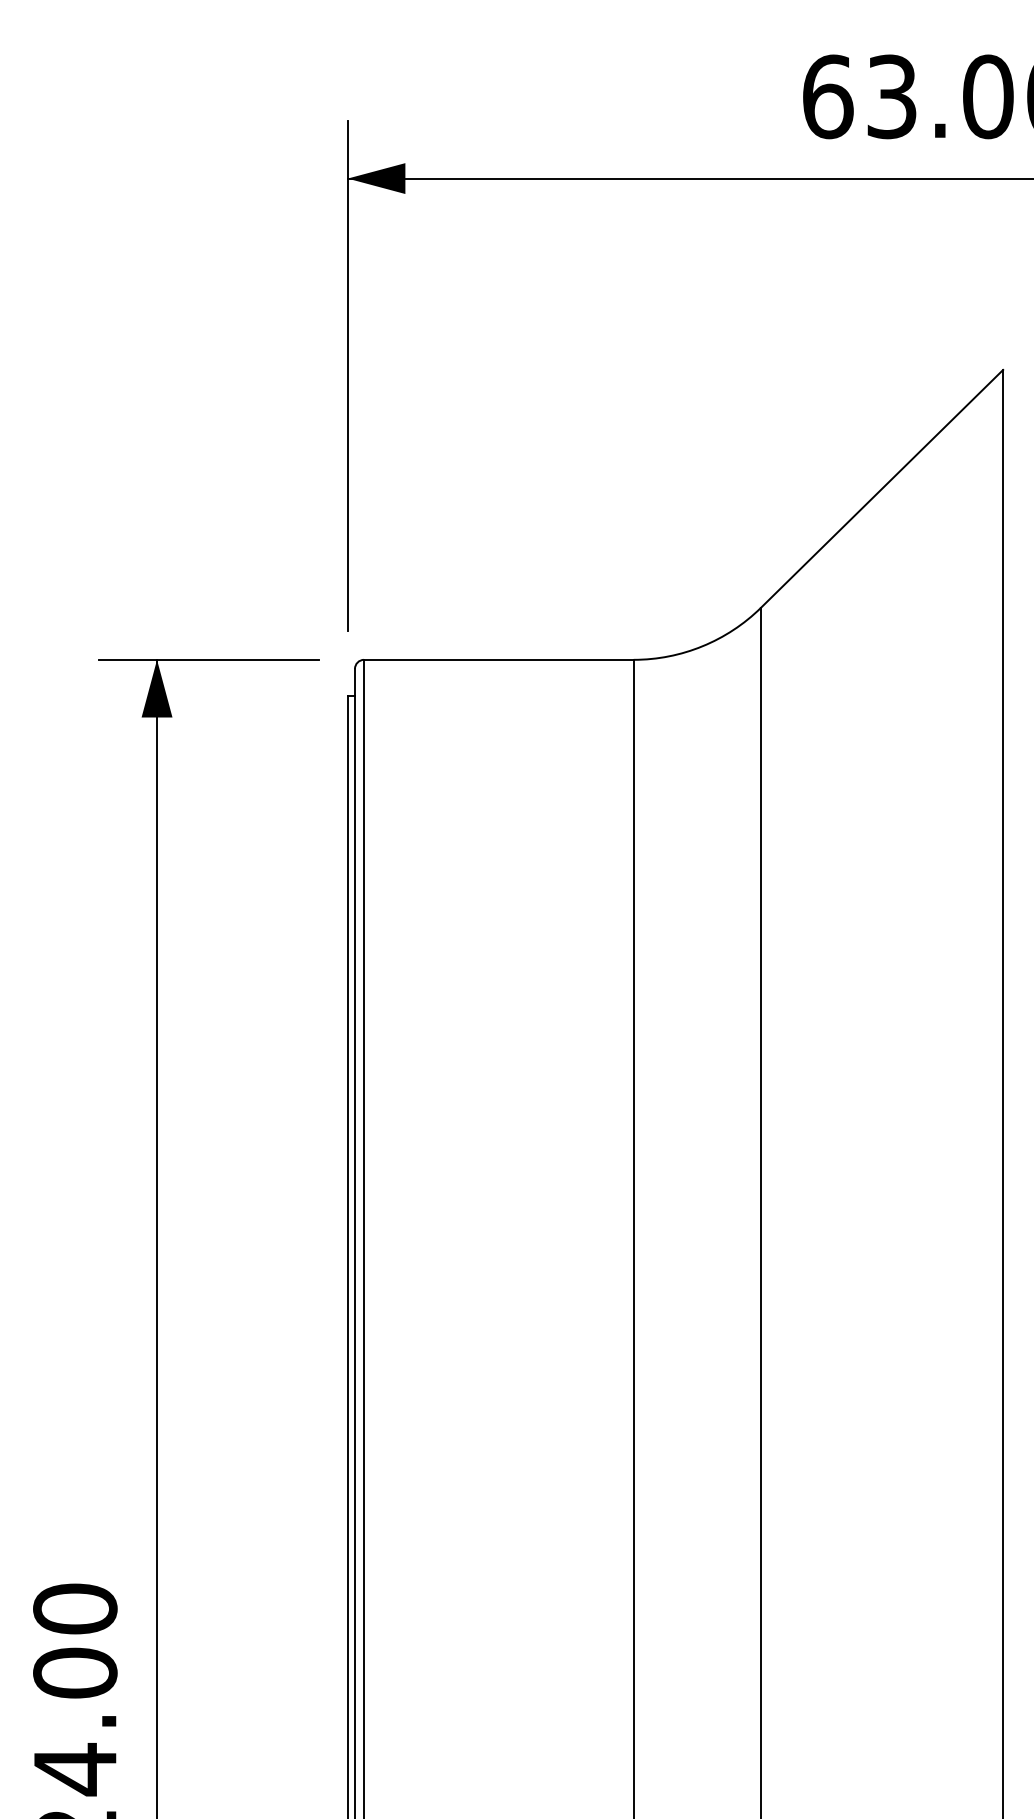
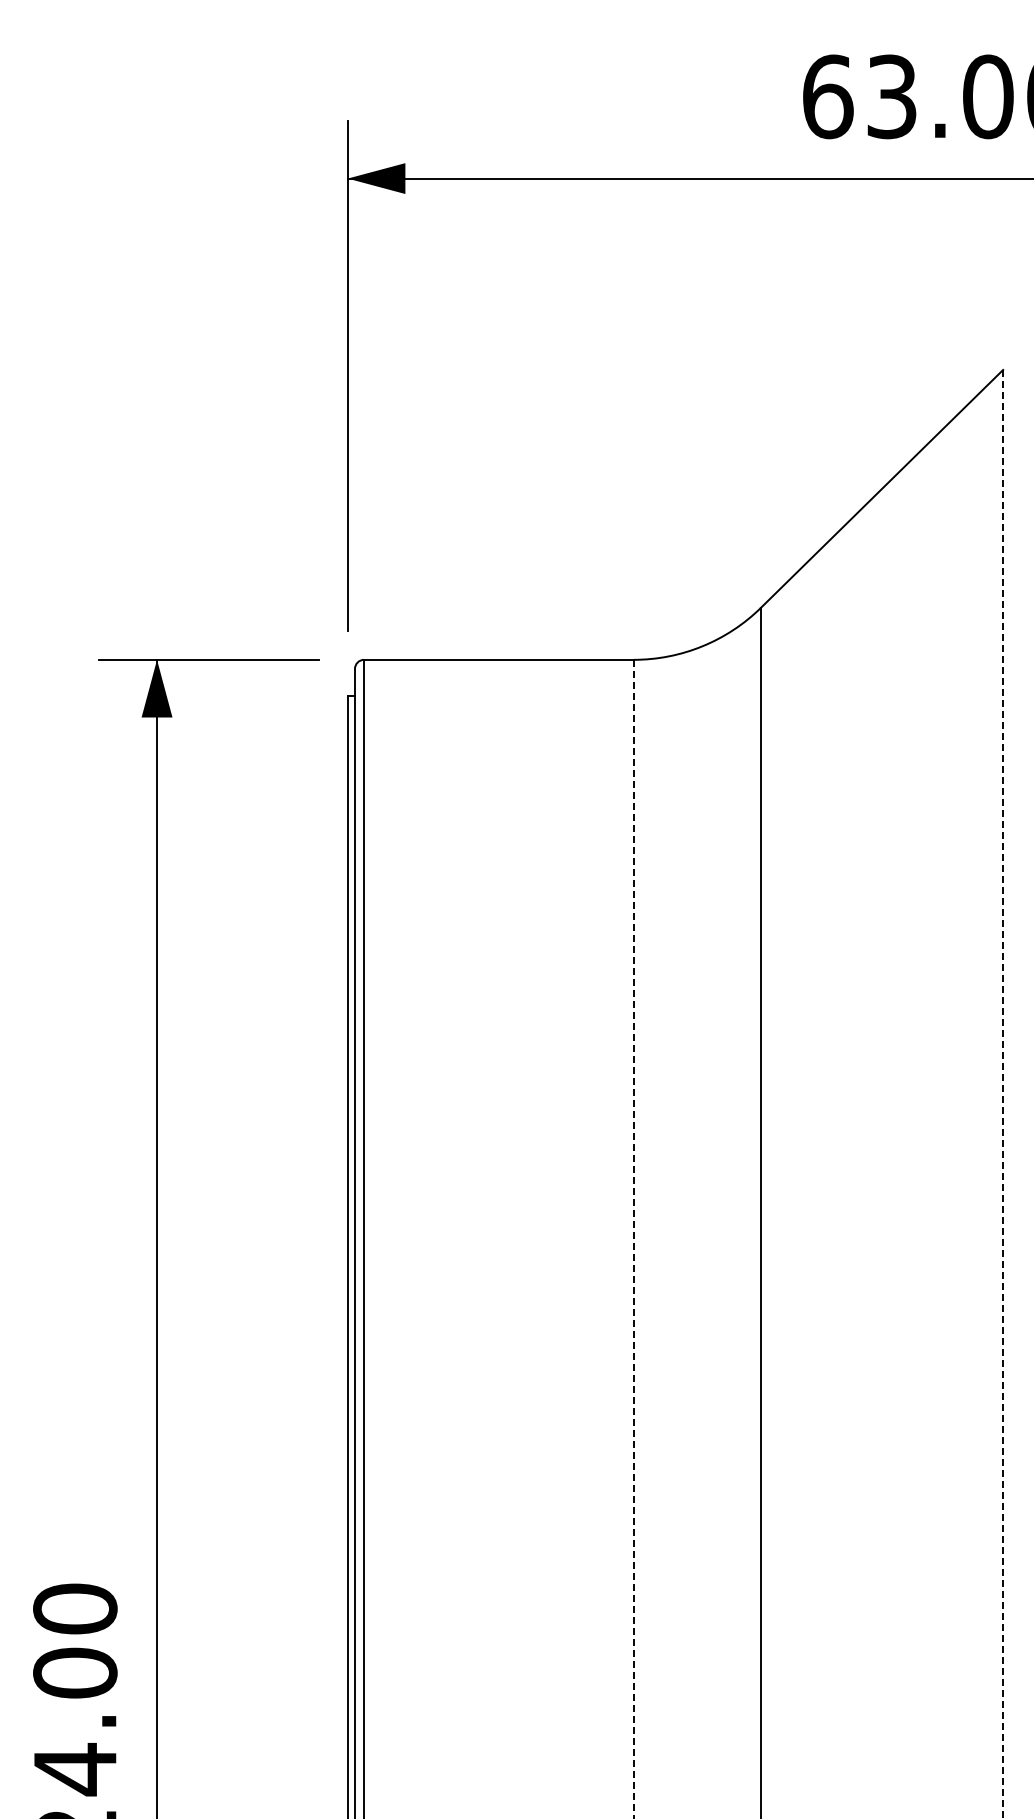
line: solid -> dashed (1003, 1094)
line: solid -> dashed (633, 1239)
